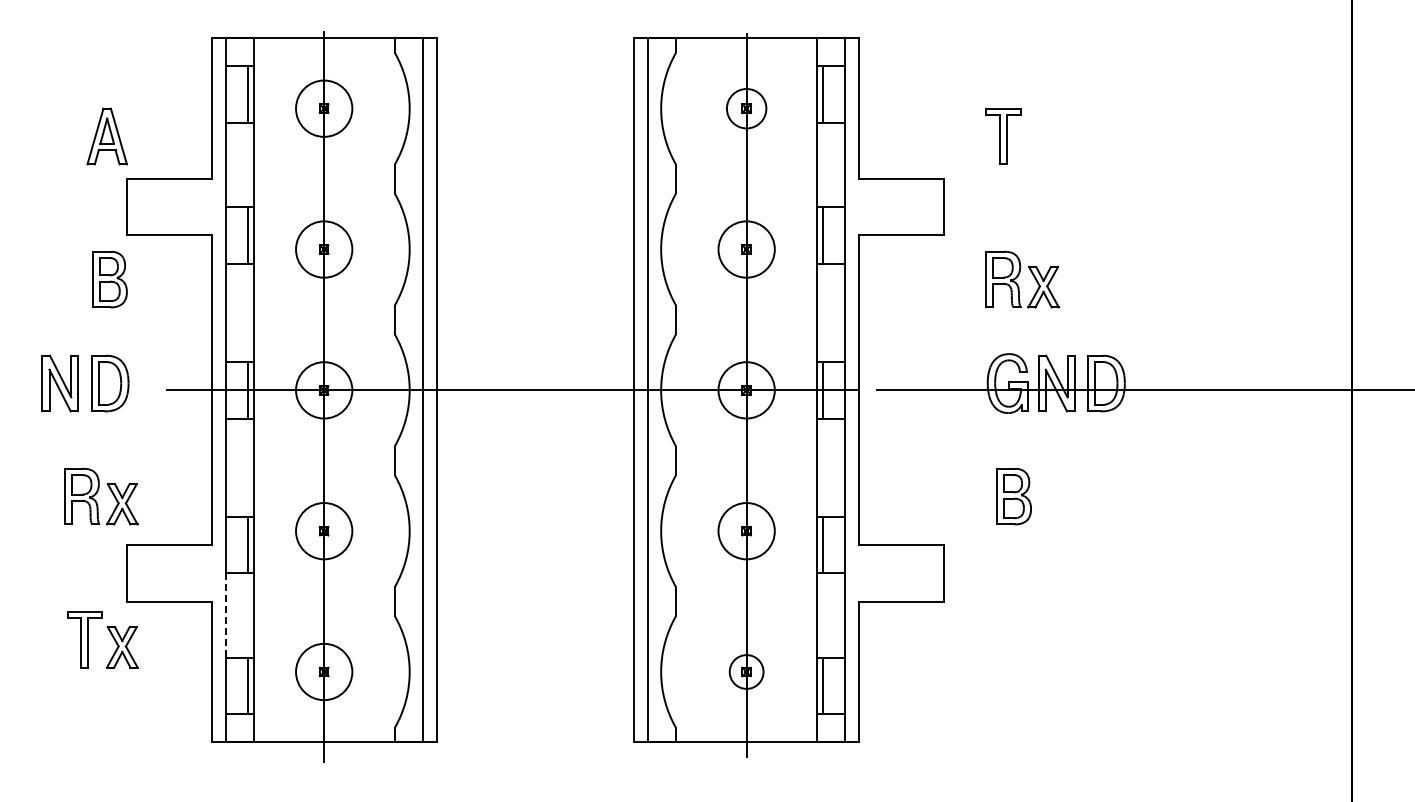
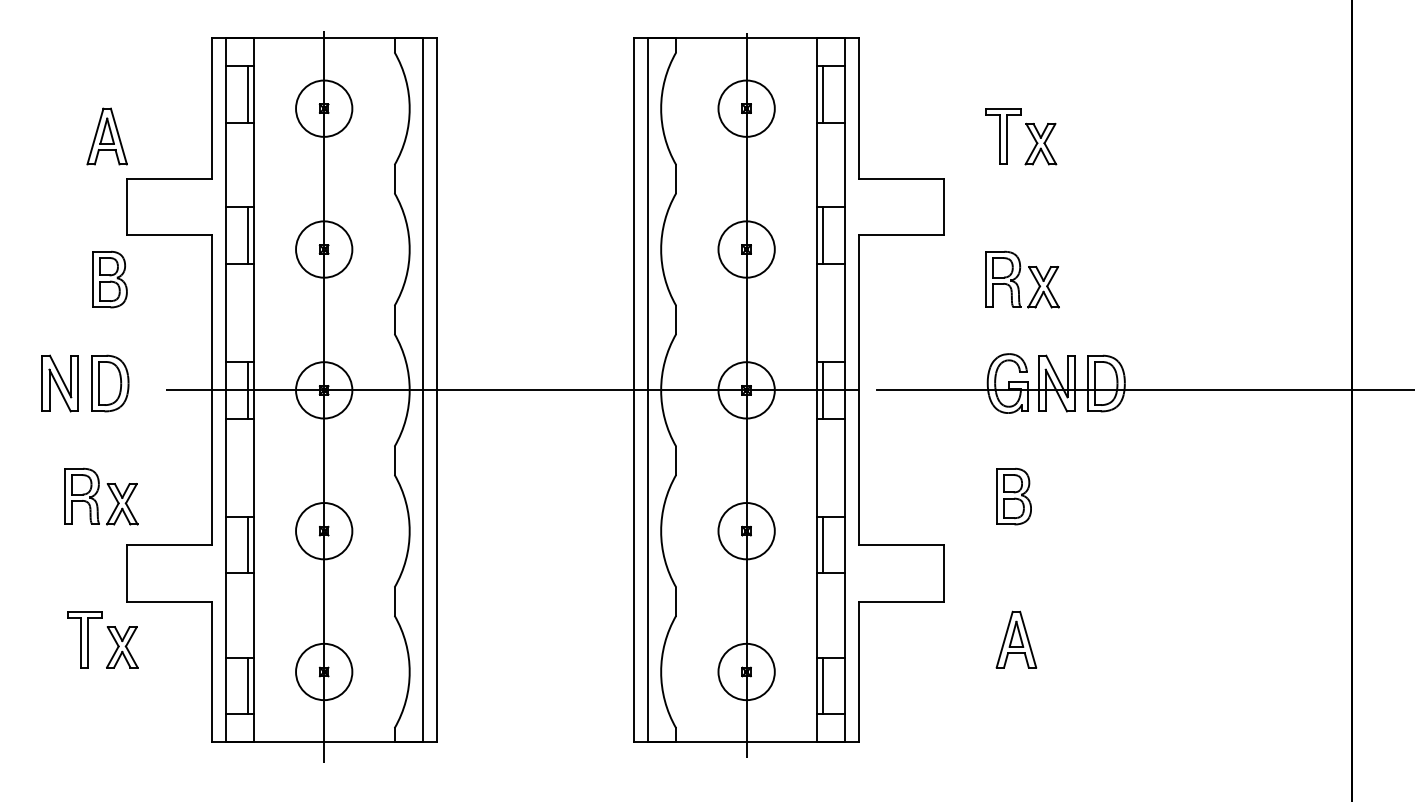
circle diameter: 39 px -> 56 px (746, 108)
part: none -> present (1040, 143)
line: dashed -> solid (225, 616)
part: none -> present (1016, 639)
circle diameter: 34 px -> 56 px (746, 671)
